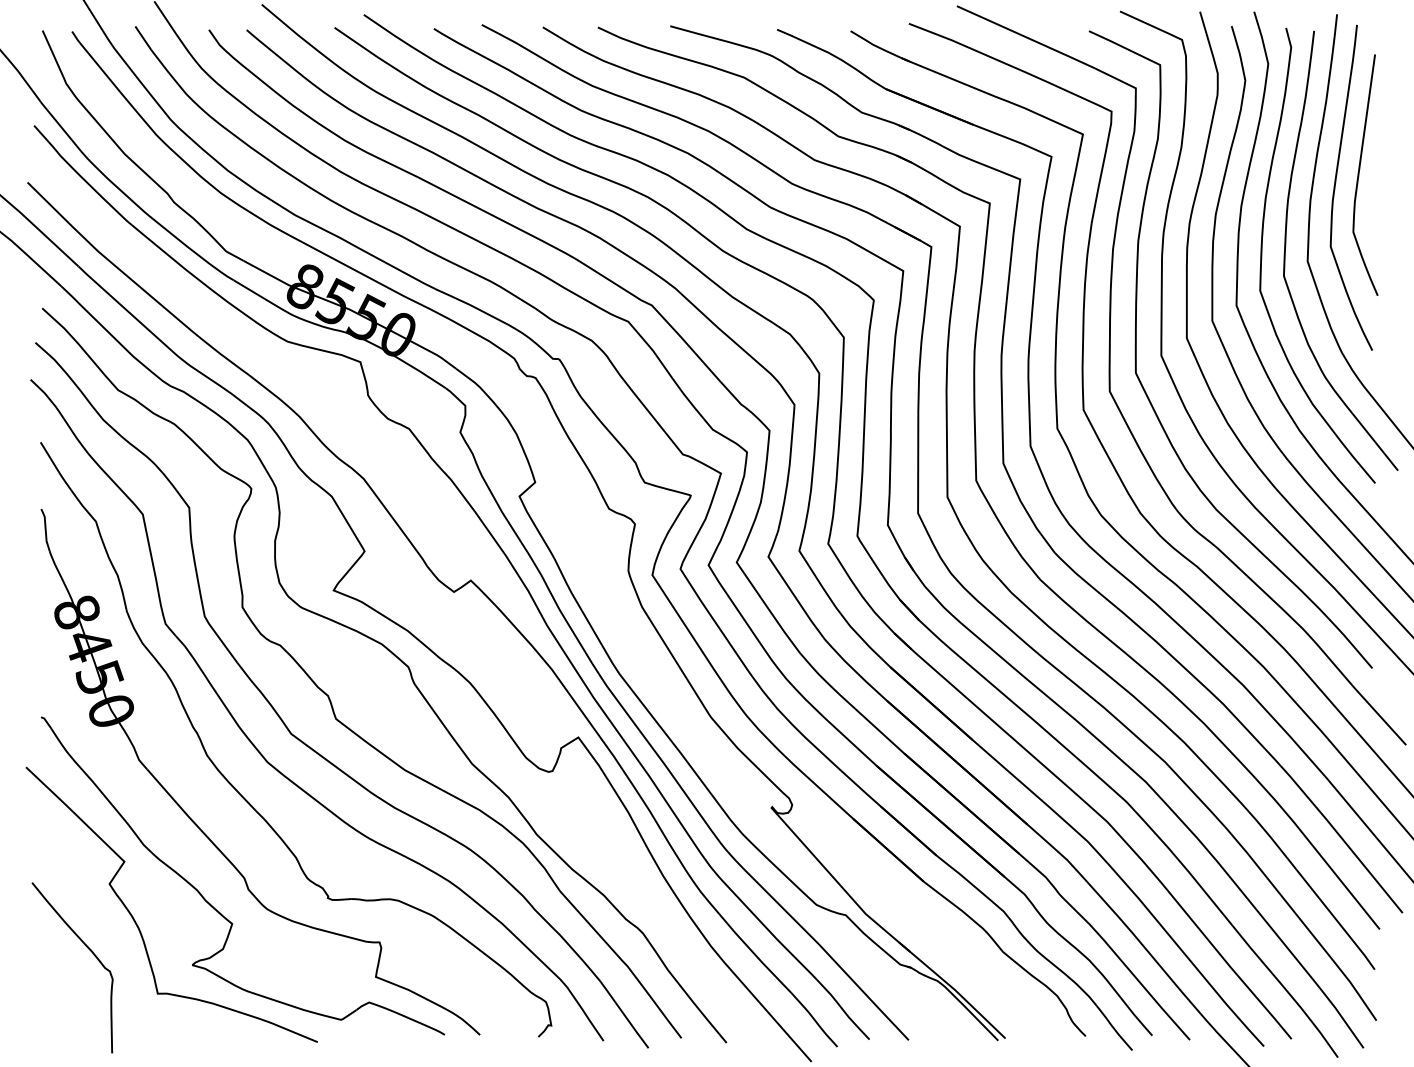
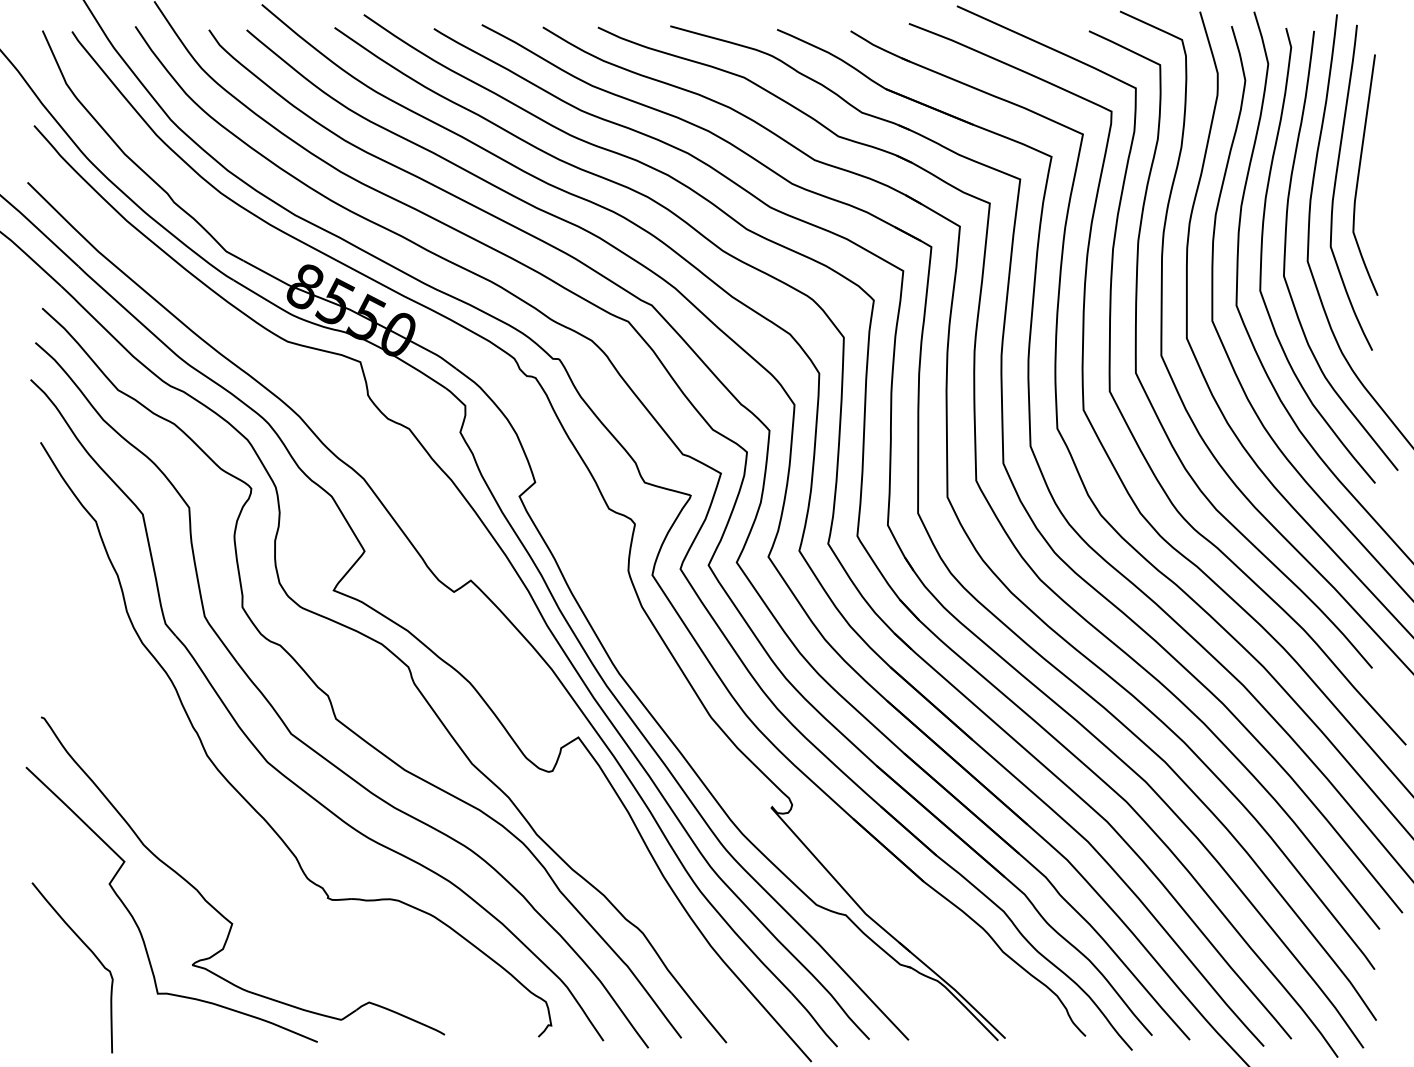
part: present -> none (198, 825)
